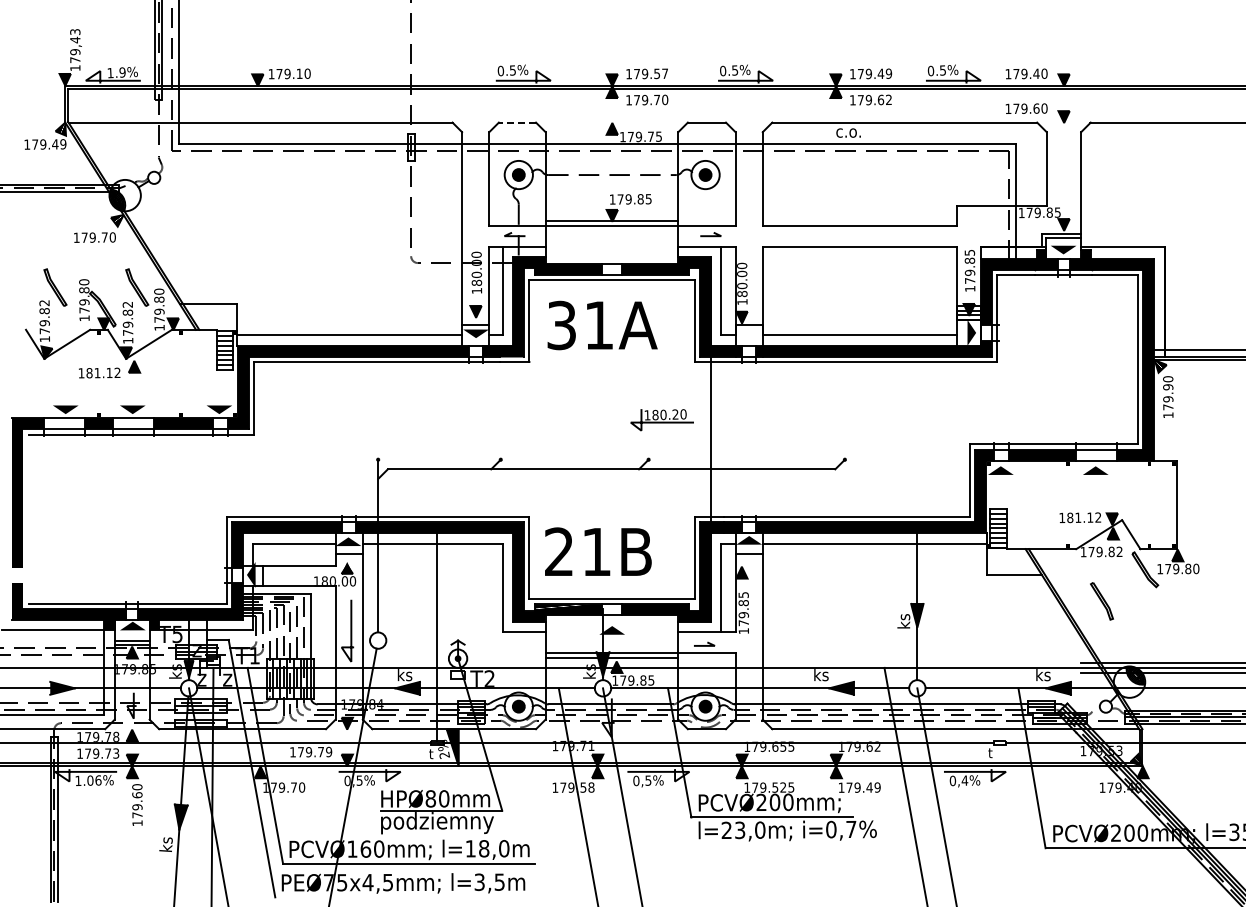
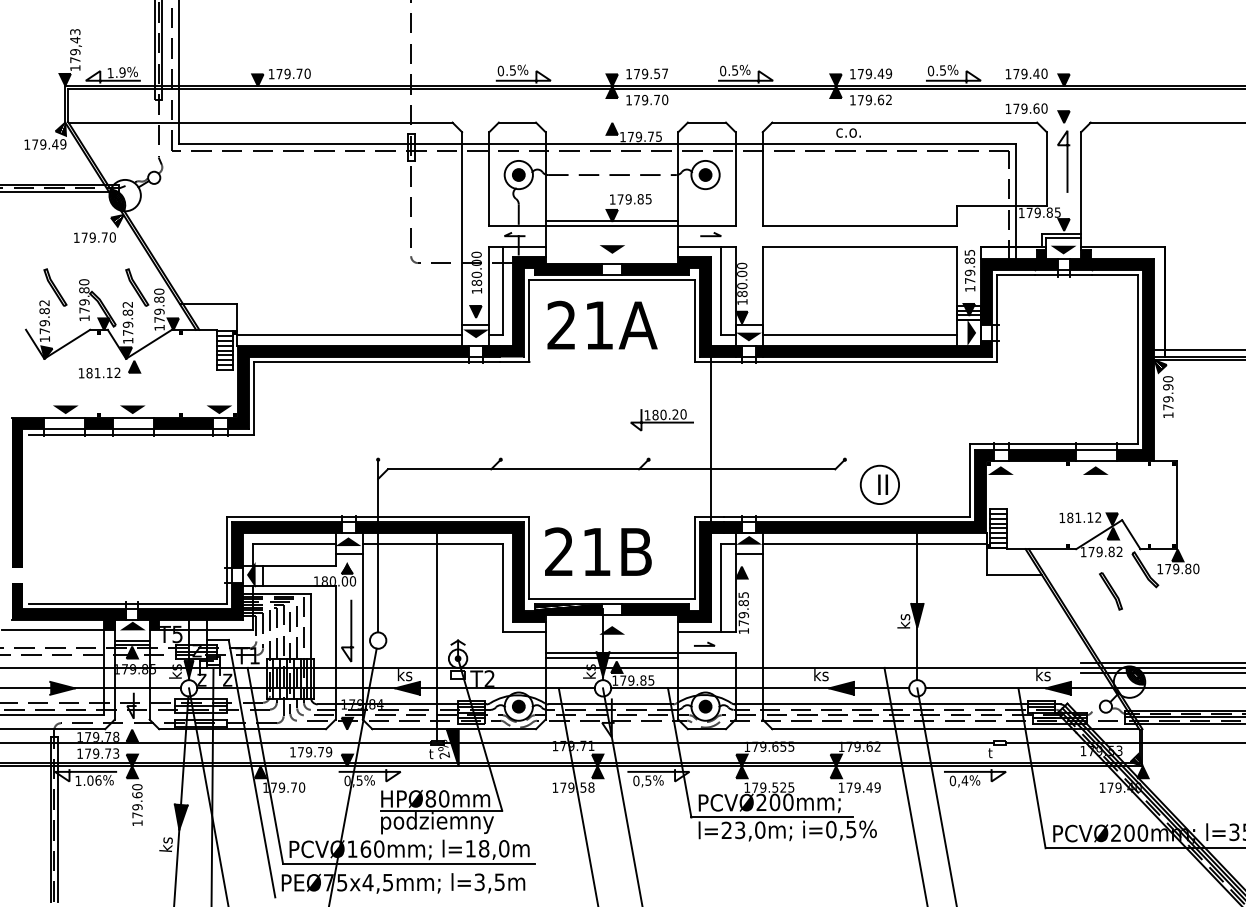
text: 179.10 -> 179.70 (299, 73)
line: dashed -> solid (517, 122)
line: none -> present (1066, 161)
part: none -> present (612, 249)
text: 31A -> 21A (561, 325)
fill: none -> present (748, 336)
part: none -> present (879, 484)
part position: (1101, 601) -> (1110, 591) (1110, 591)
text: i=0,7% -> i=0,5% (851, 829)
